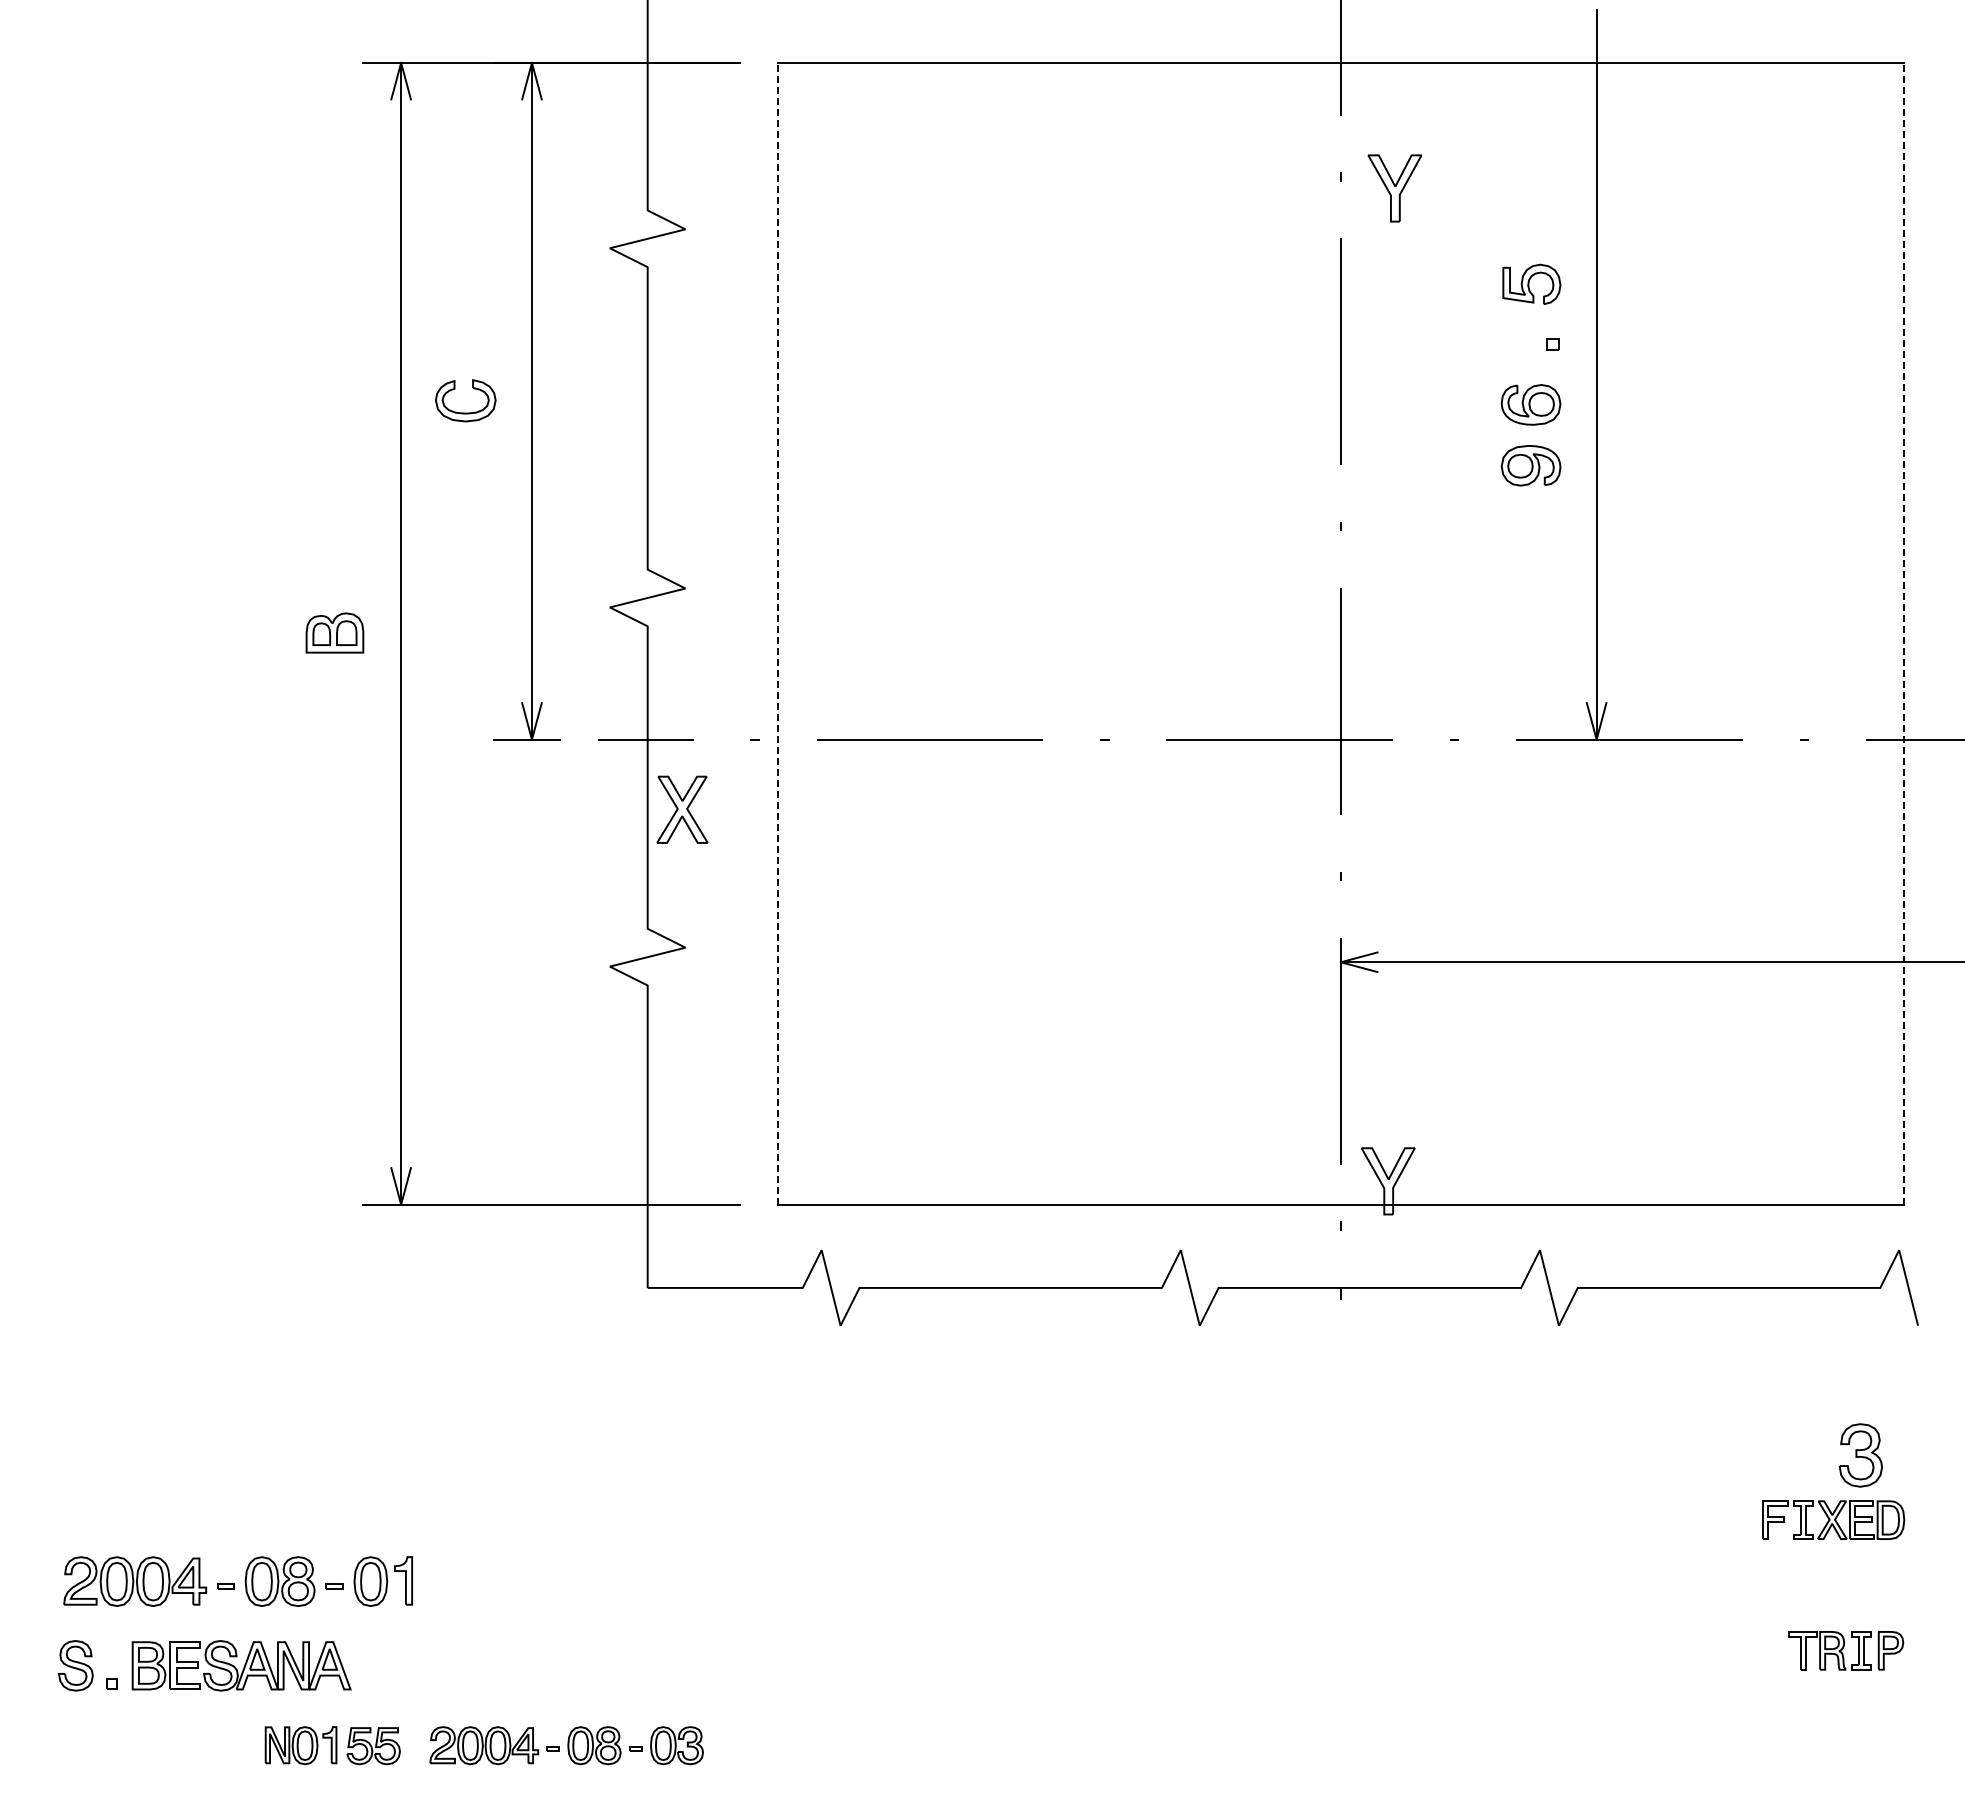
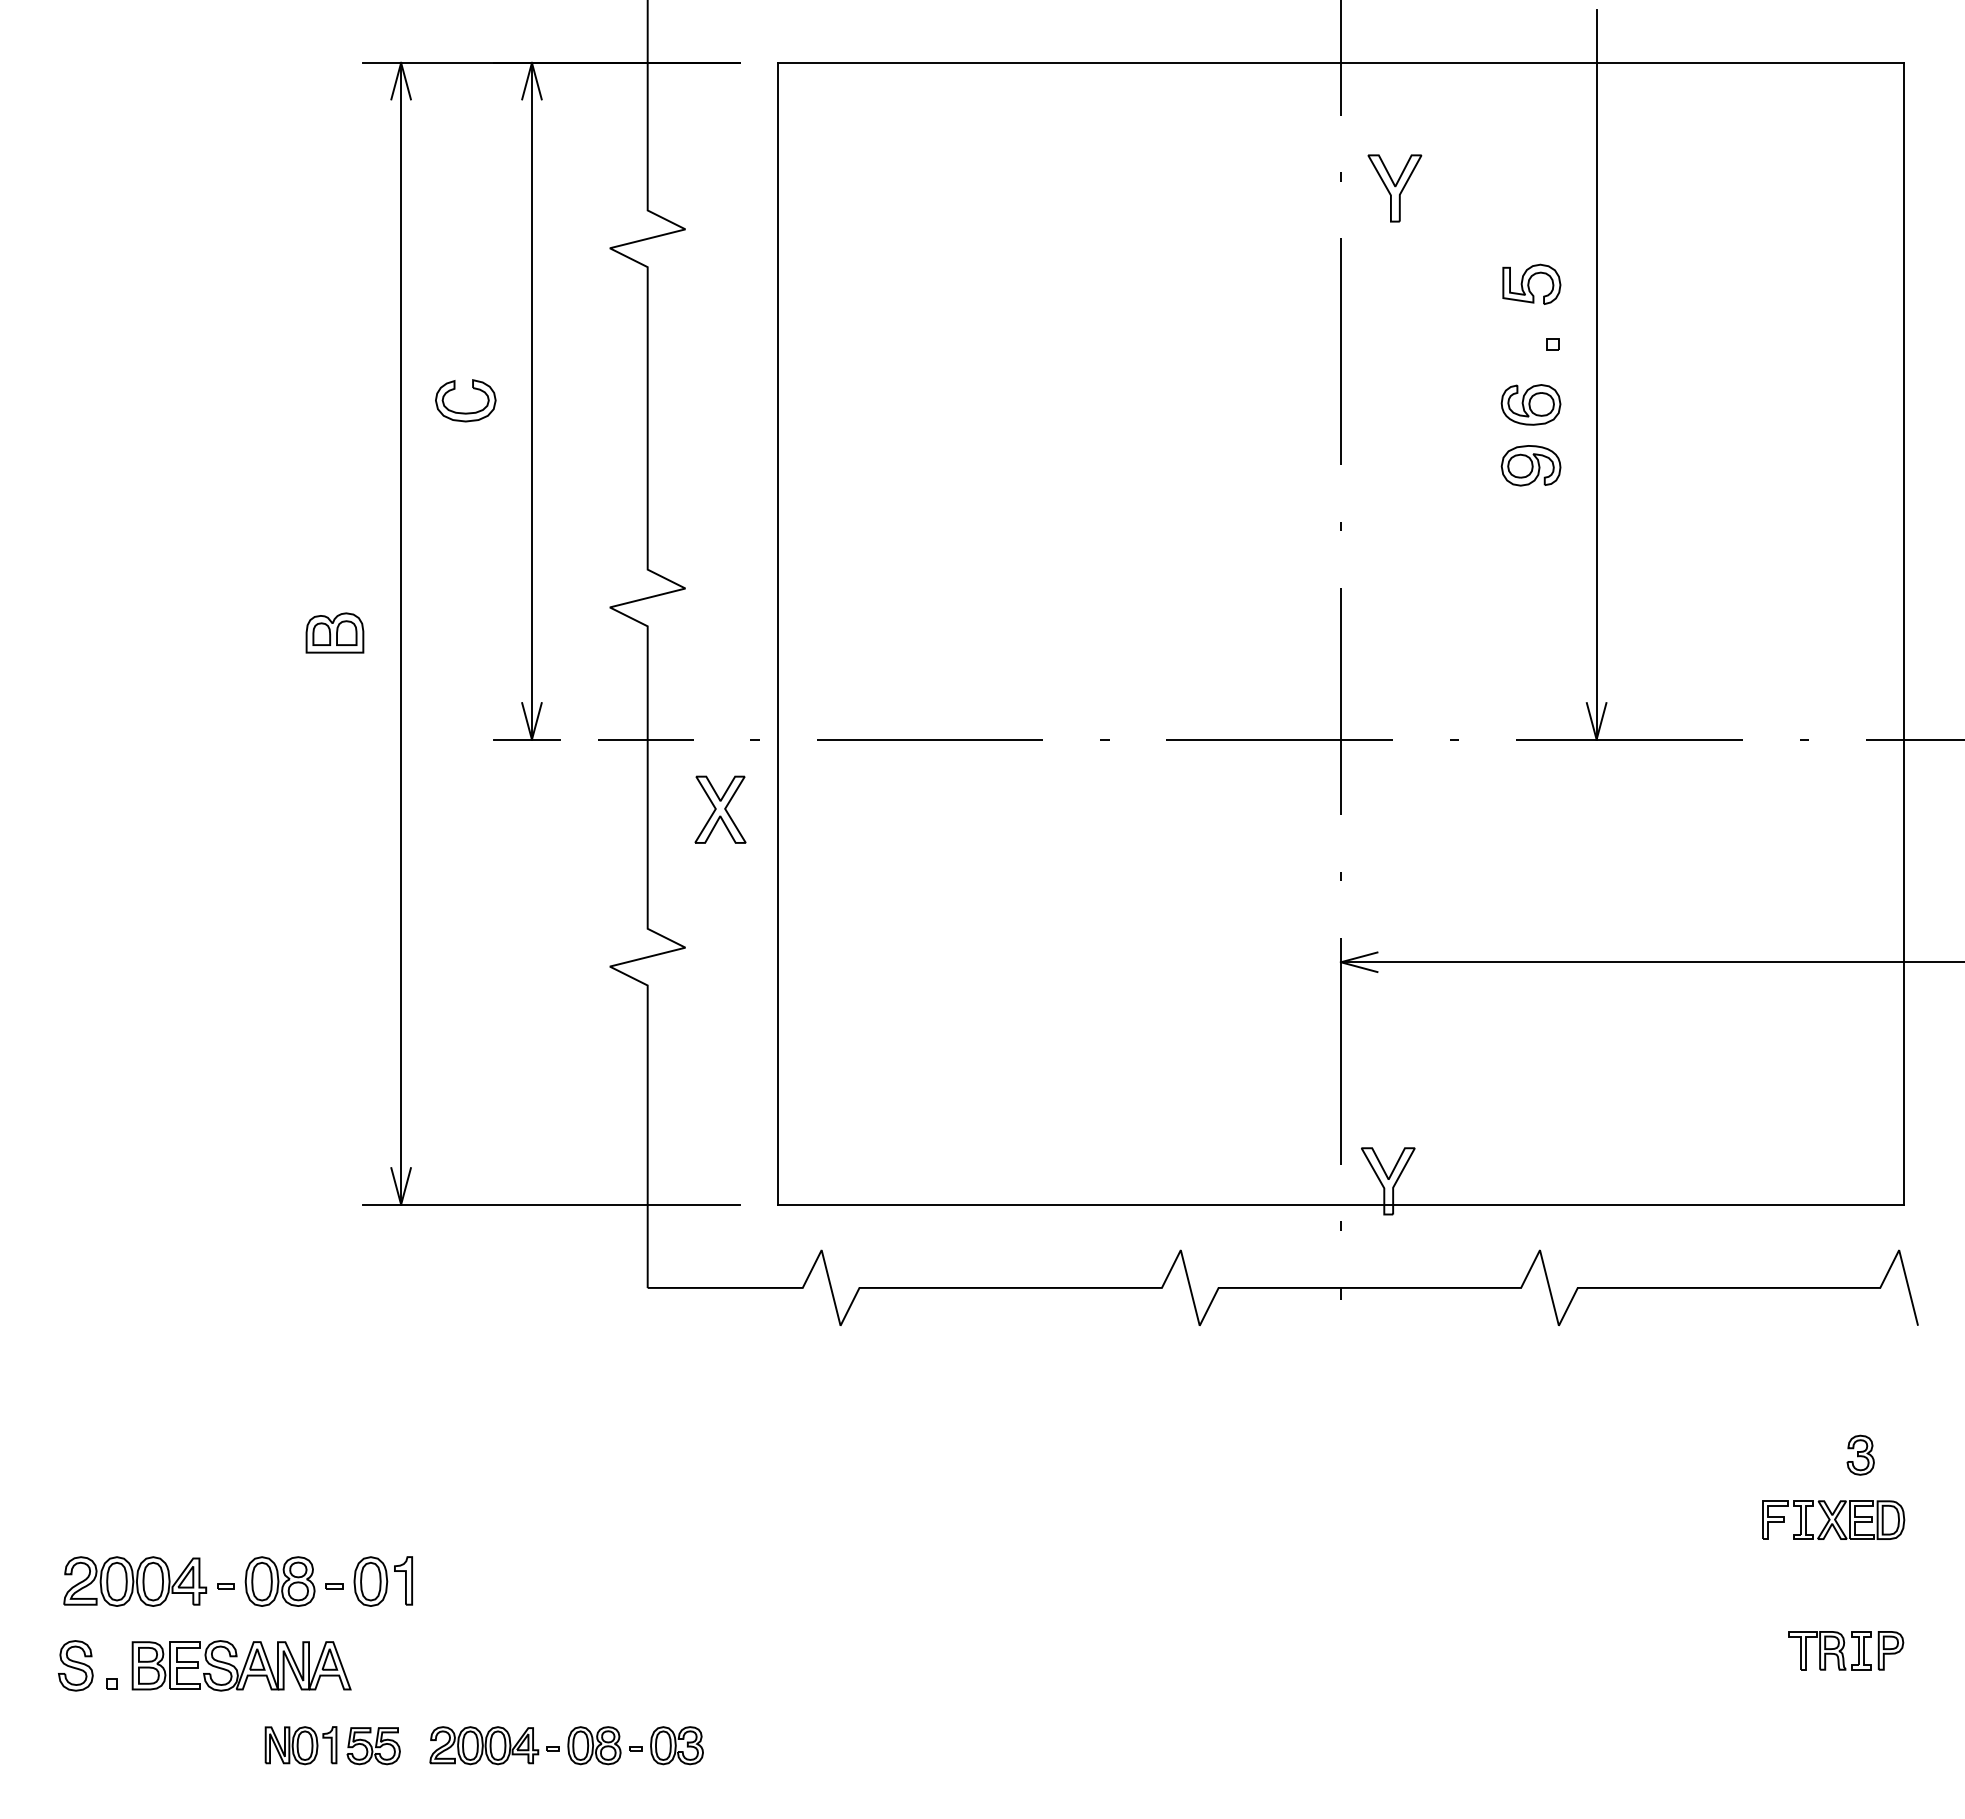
line: dashed -> solid (777, 633)
line: dashed -> solid (1904, 633)
part position: (682, 809) -> (720, 809) (720, 809)
part size: 45x65 px -> 29x42 px (1860, 1454)
